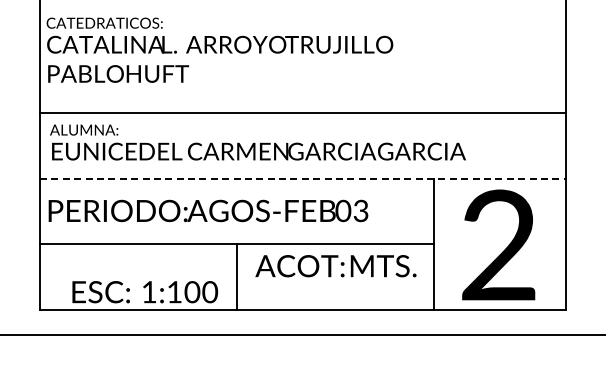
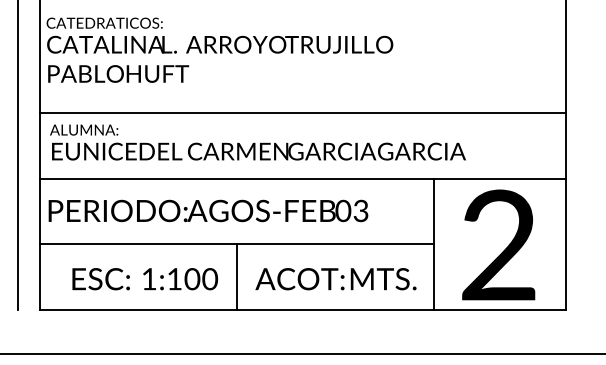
line: none -> present (18, 156)
line: dashed -> solid (303, 178)
text position: (335, 266) -> (335, 279) (335, 279)
text position: (145, 292) -> (145, 279) (145, 279)
line position: (302, 334) -> (302, 353) (302, 353)
